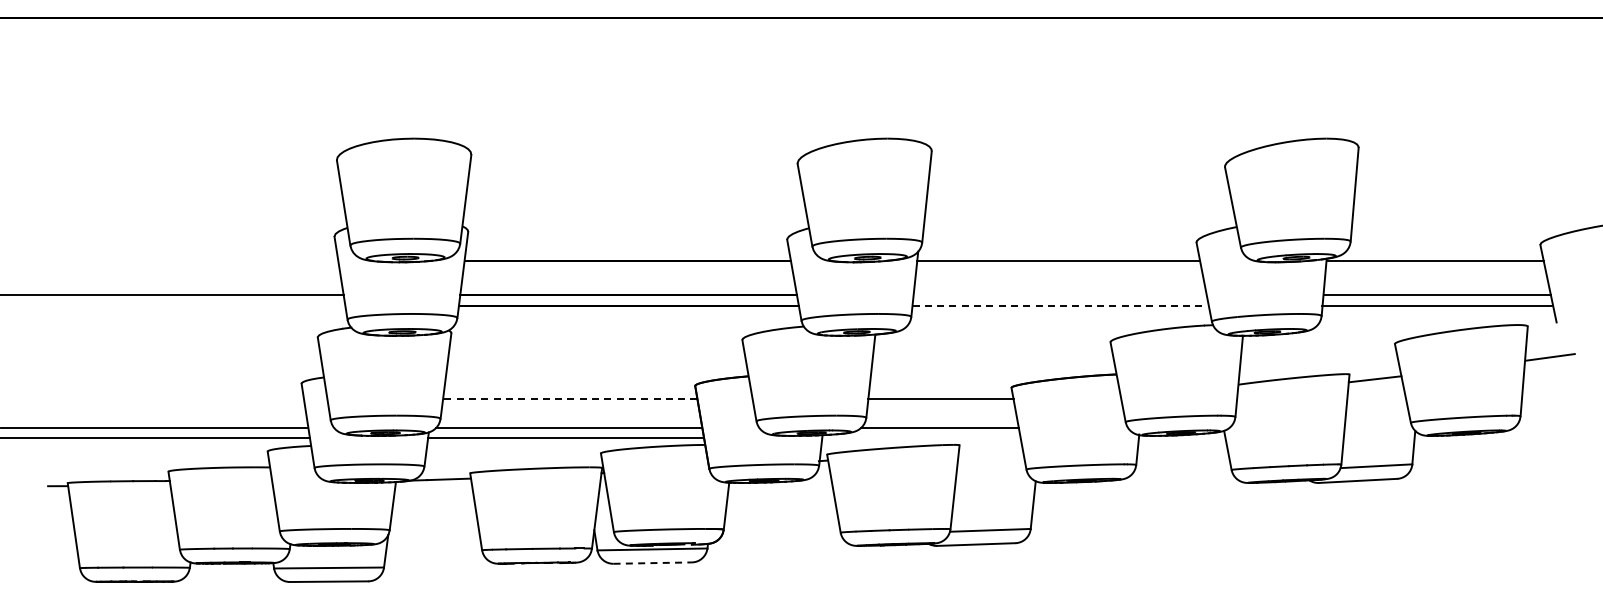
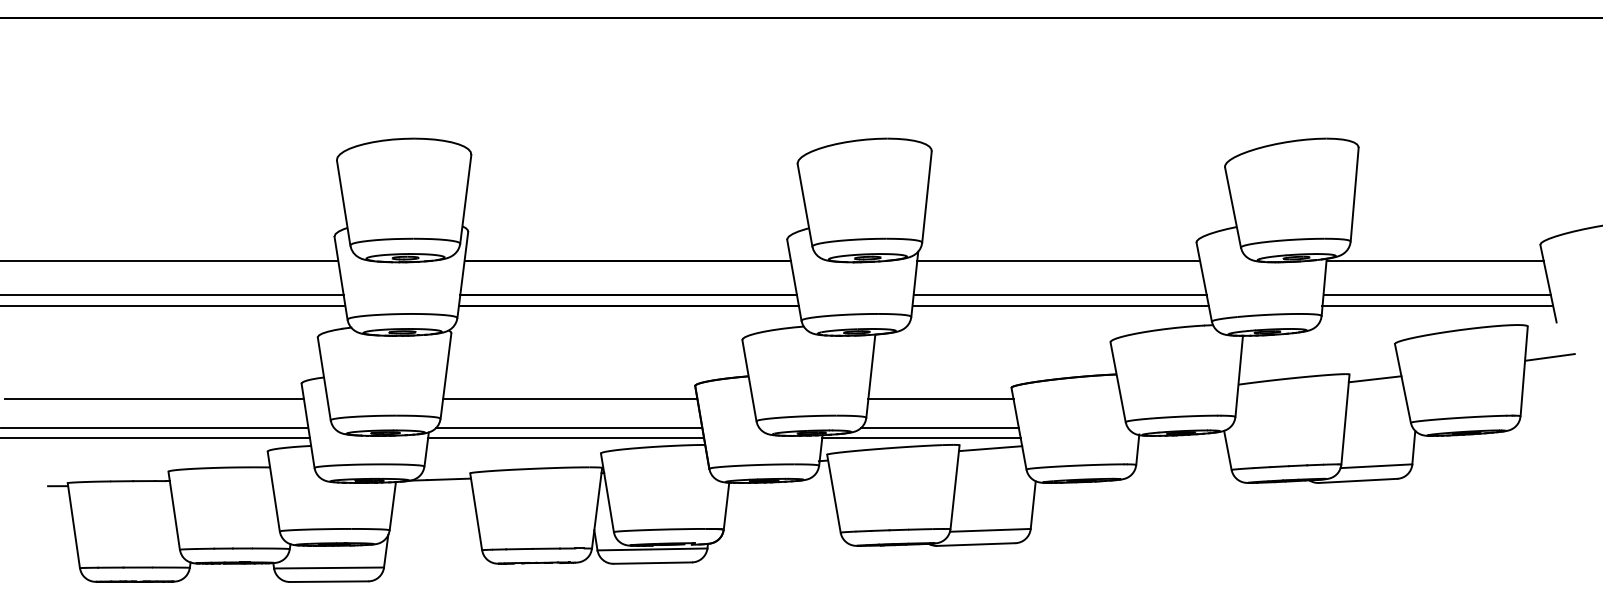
line: none -> present (170, 261)
line: none -> present (1059, 294)
line: none -> present (173, 306)
line: dashed -> solid (1061, 306)
line: none -> present (153, 399)
line: dashed -> solid (569, 399)
line: none -> present (921, 437)
line: none -> present (990, 448)
line: dashed -> solid (653, 563)
